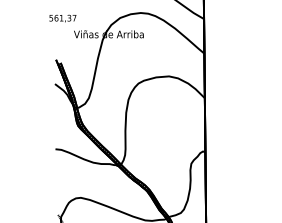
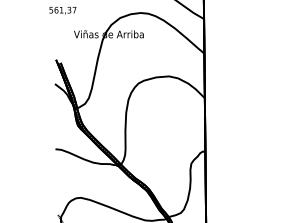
text position: (62, 18) -> (62, 10) (62, 10)
